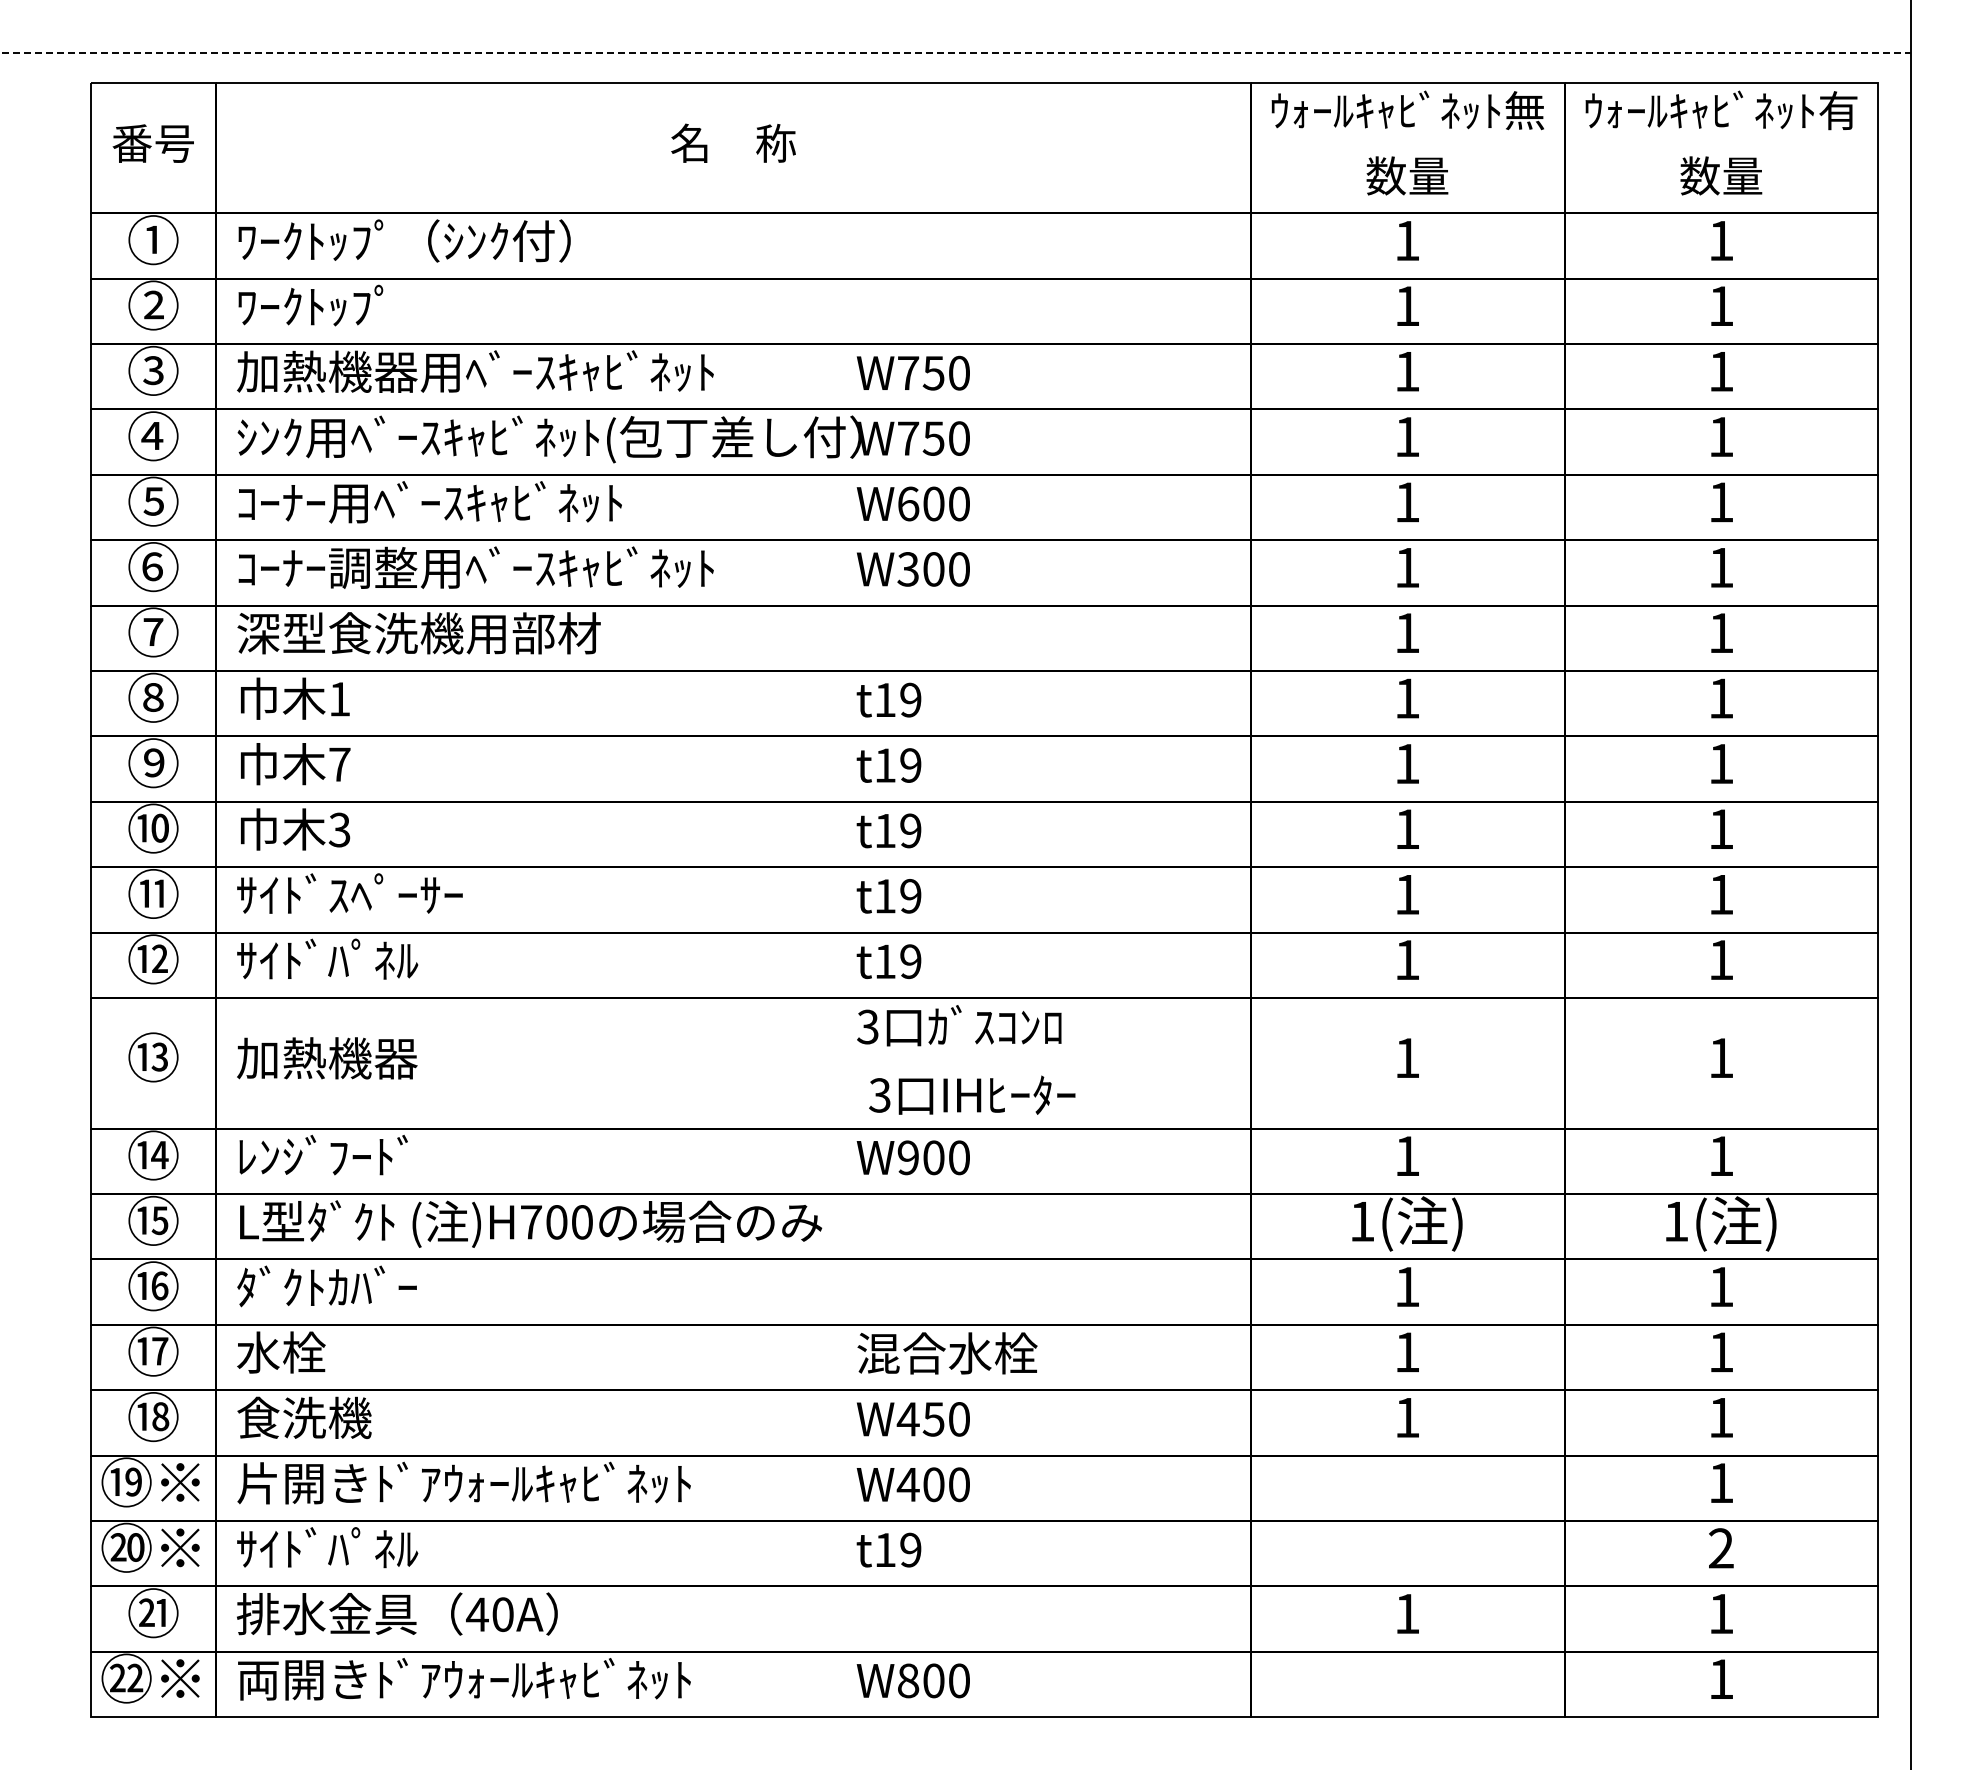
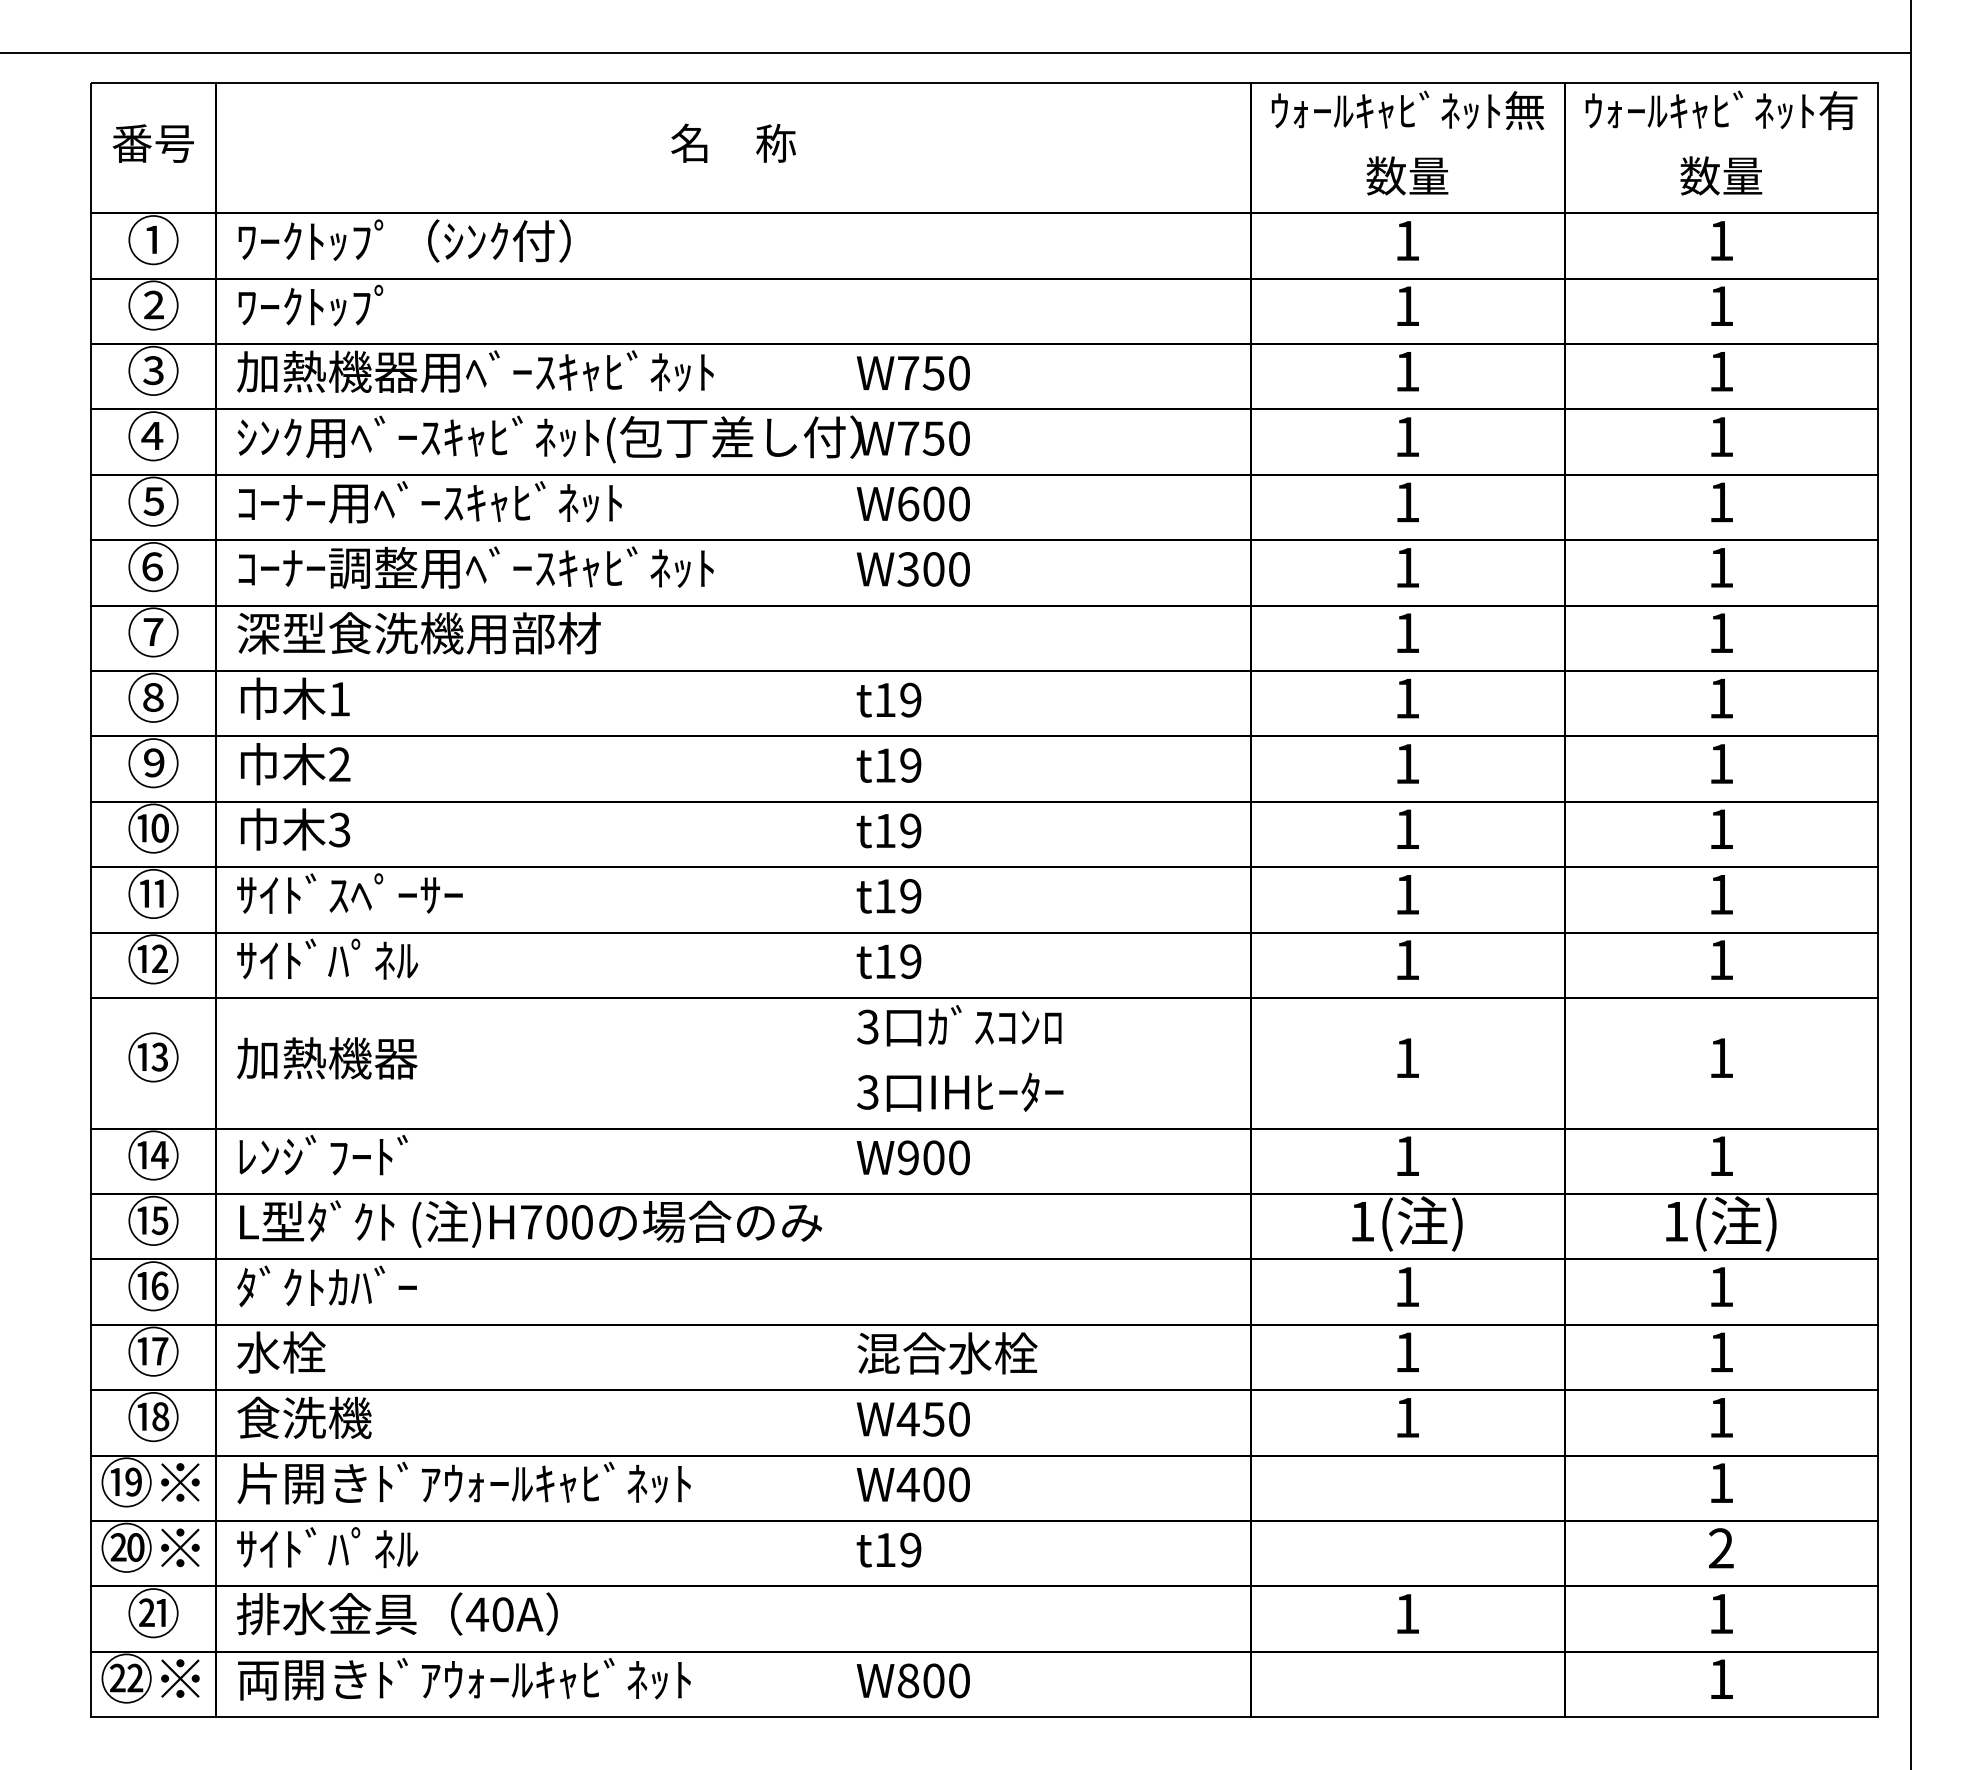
line: dashed -> solid (956, 52)
text: 7 -> 2 (339, 764)
text position: (972, 1094) -> (960, 1091) (960, 1091)
